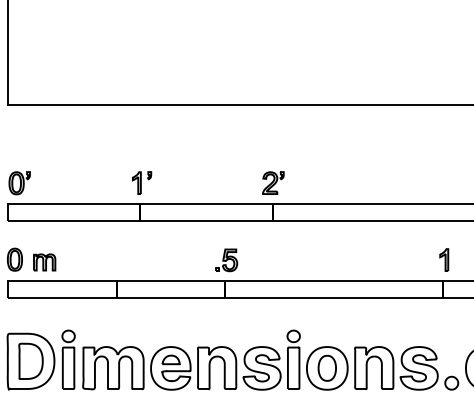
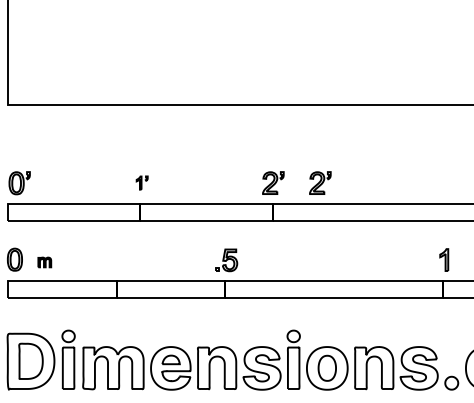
part size: 21x24 px -> 14x16 px (141, 182)
part: none -> present (320, 182)
part size: 24x19 px -> 16x13 px (44, 262)
